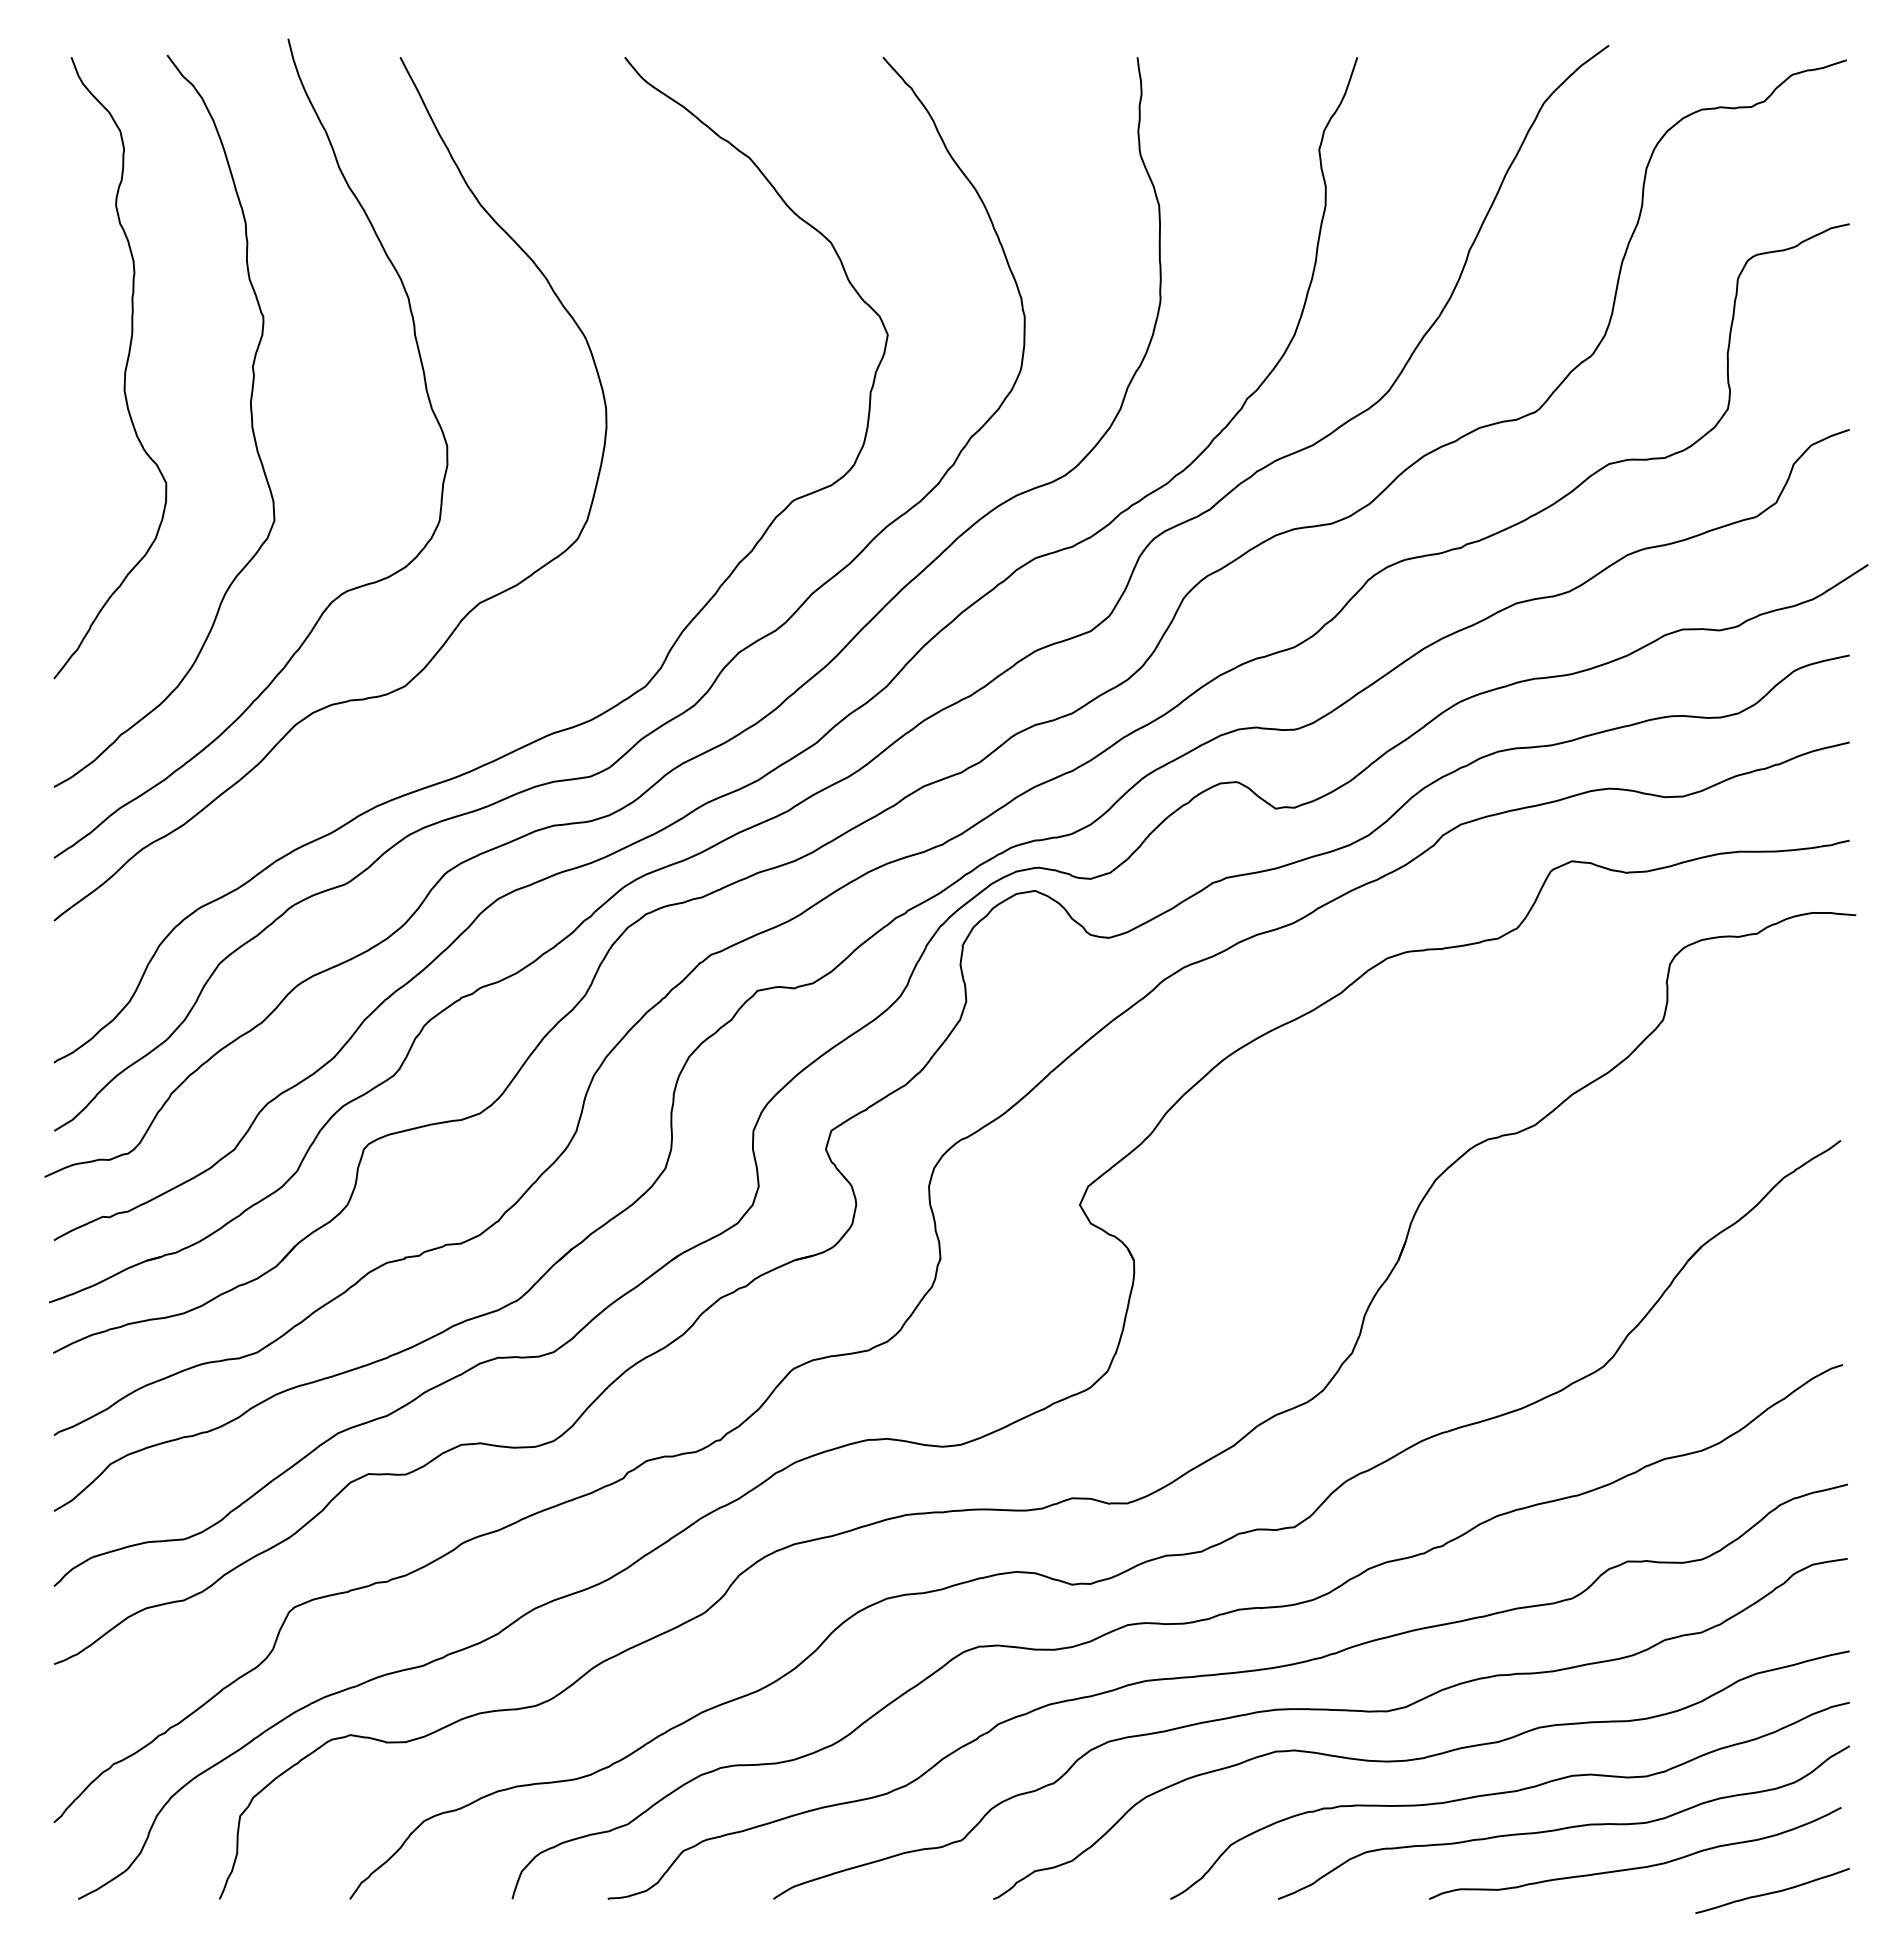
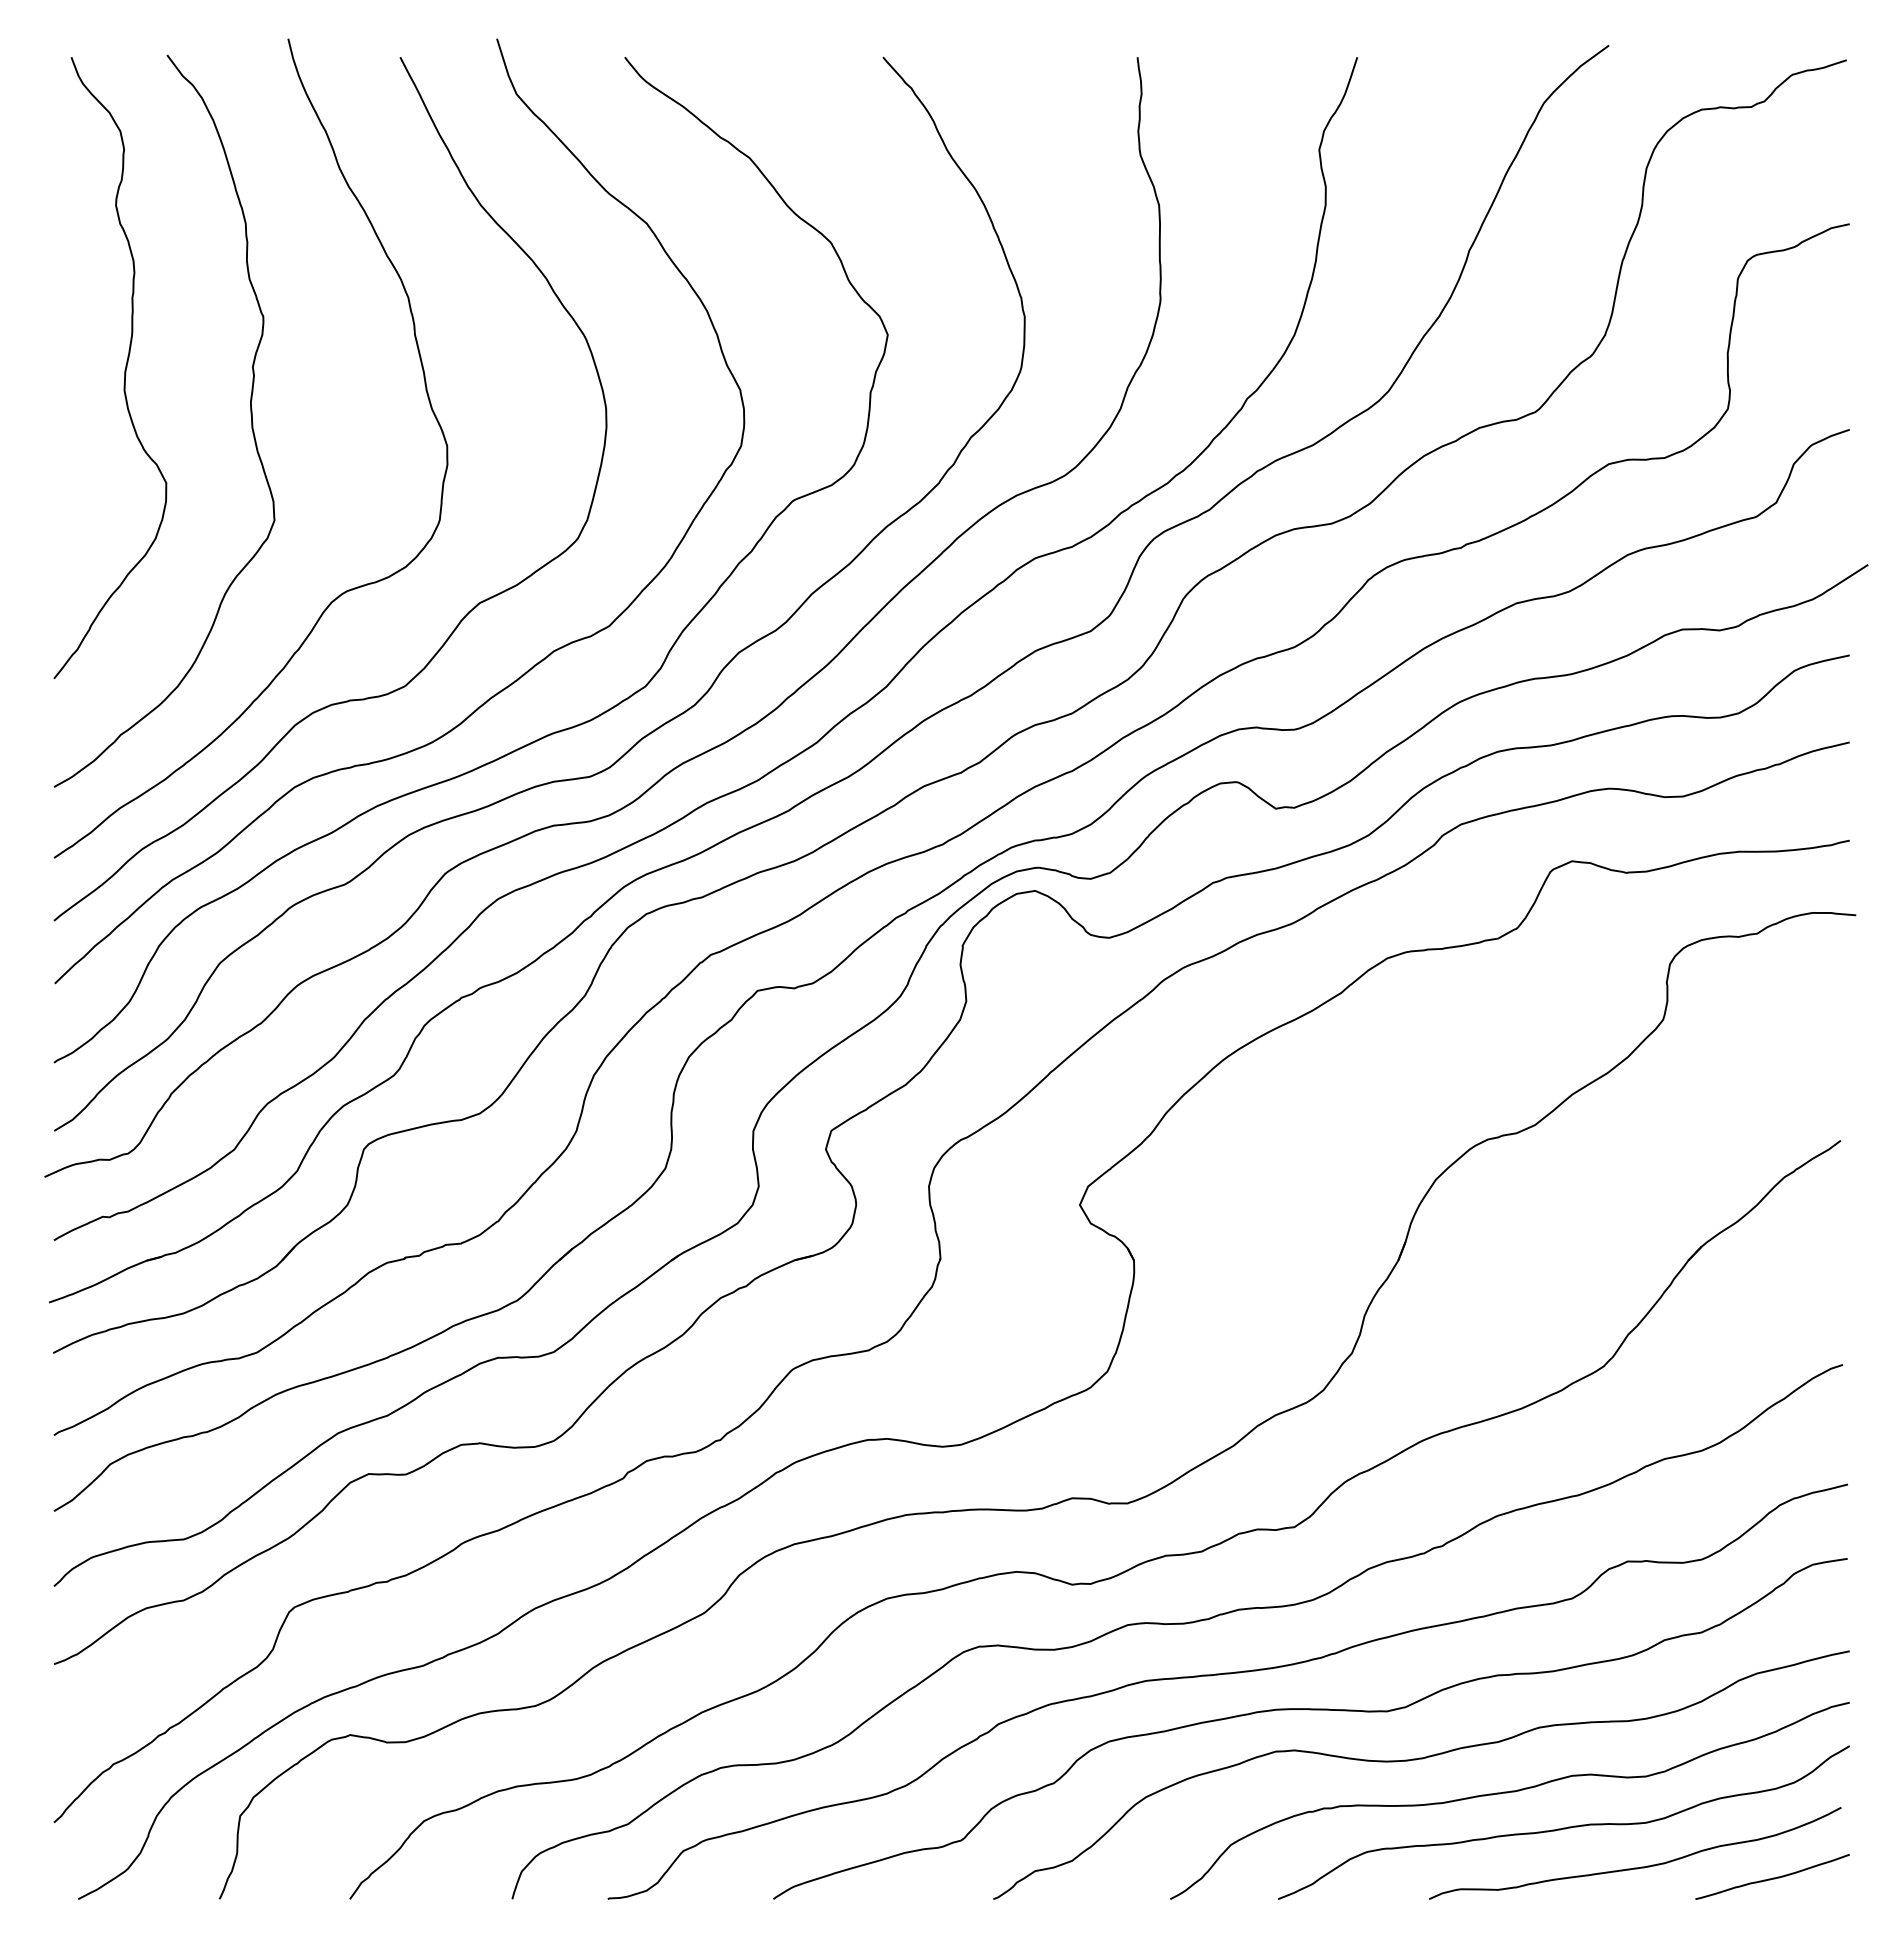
curve: none -> present (528, 669)
curve position: (1772, 1891) -> (1772, 1877) (1772, 1877)
